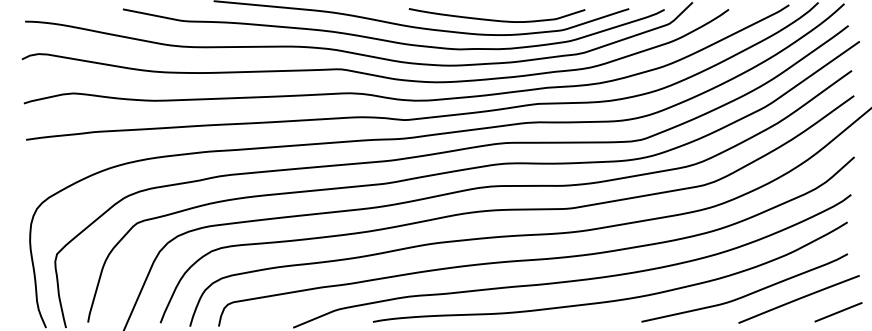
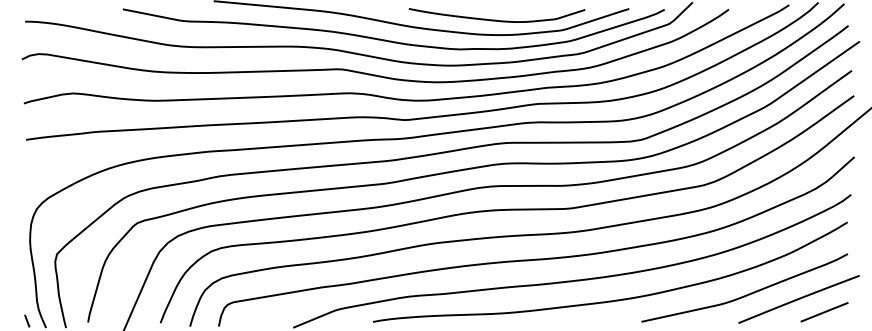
line position: (838, 312) -> (824, 312) (824, 312)
line: none -> present (27, 320)
